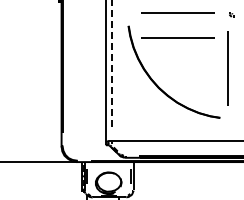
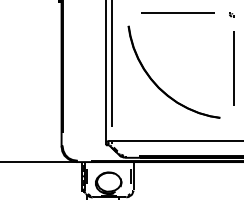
line: present -> none (177, 37)
line: dashed -> solid (111, 63)
line position: (227, 68) -> (233, 68) (233, 68)
